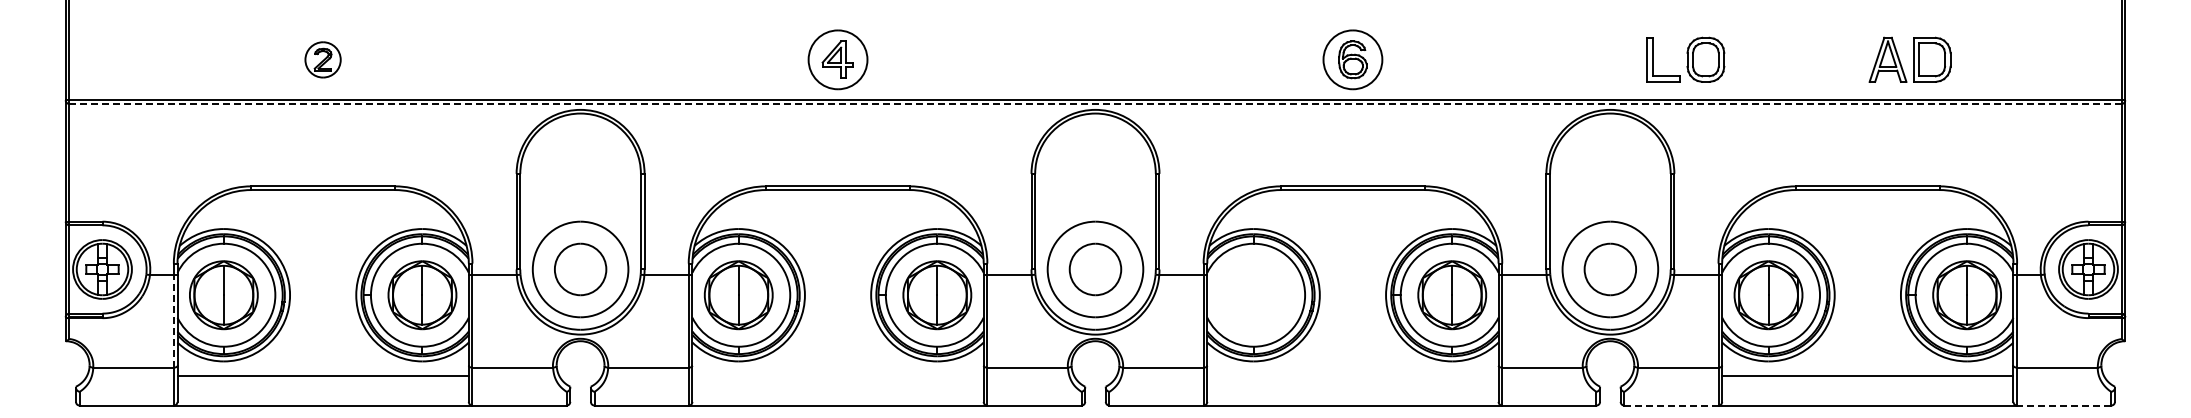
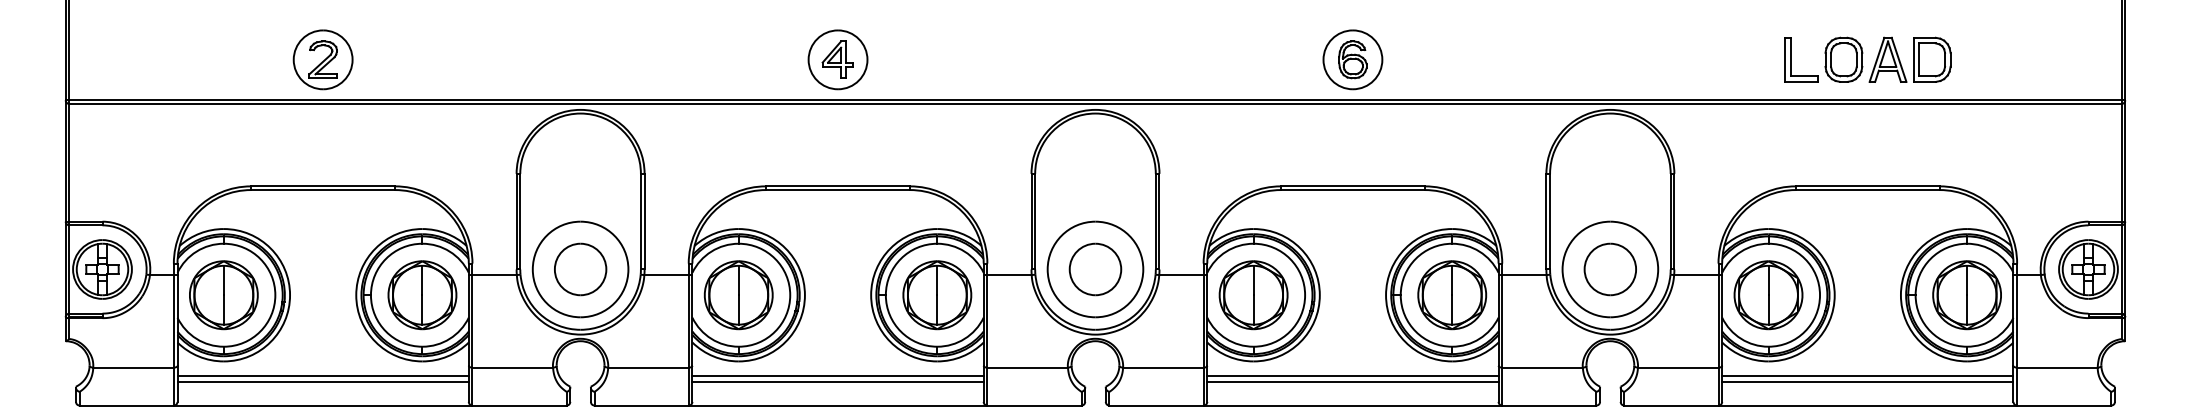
part size: 38x38 px -> 62x62 px (322, 59)
part position: (1685, 59) -> (1823, 59) (1823, 59)
line: dashed -> solid (1094, 104)
part: none -> present (1253, 295)
line: dashed -> solid (173, 320)
line: none -> present (837, 376)
line: none -> present (1352, 376)
line: none -> present (322, 382)
line: none -> present (837, 382)
line: none -> present (1352, 382)
line: none -> present (1867, 382)
line: dashed -> solid (1670, 405)
line: dashed -> solid (2063, 405)
